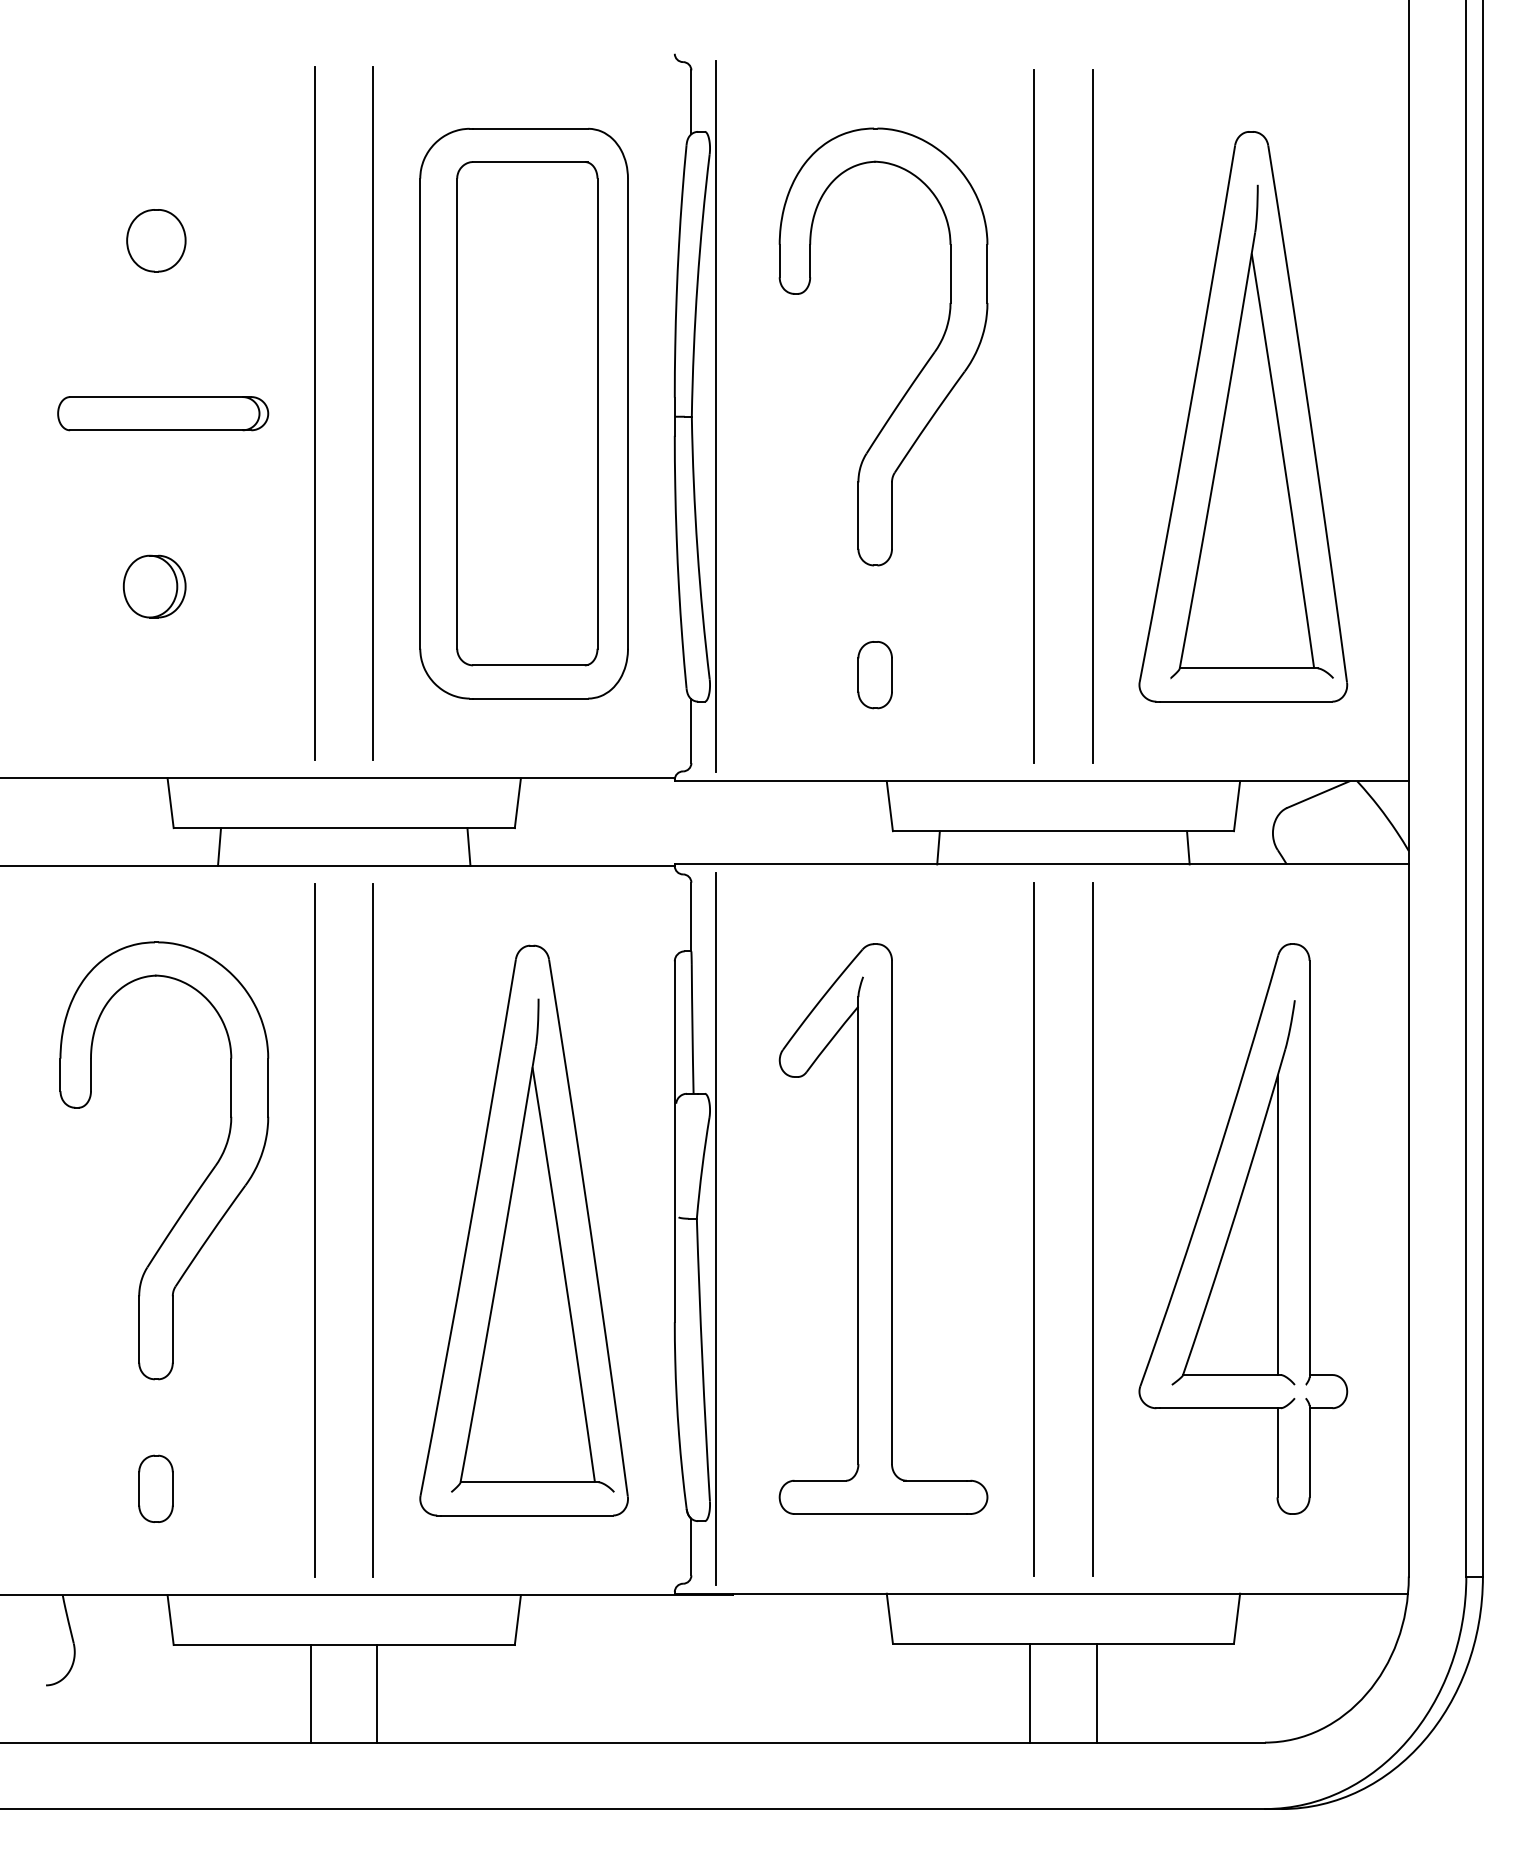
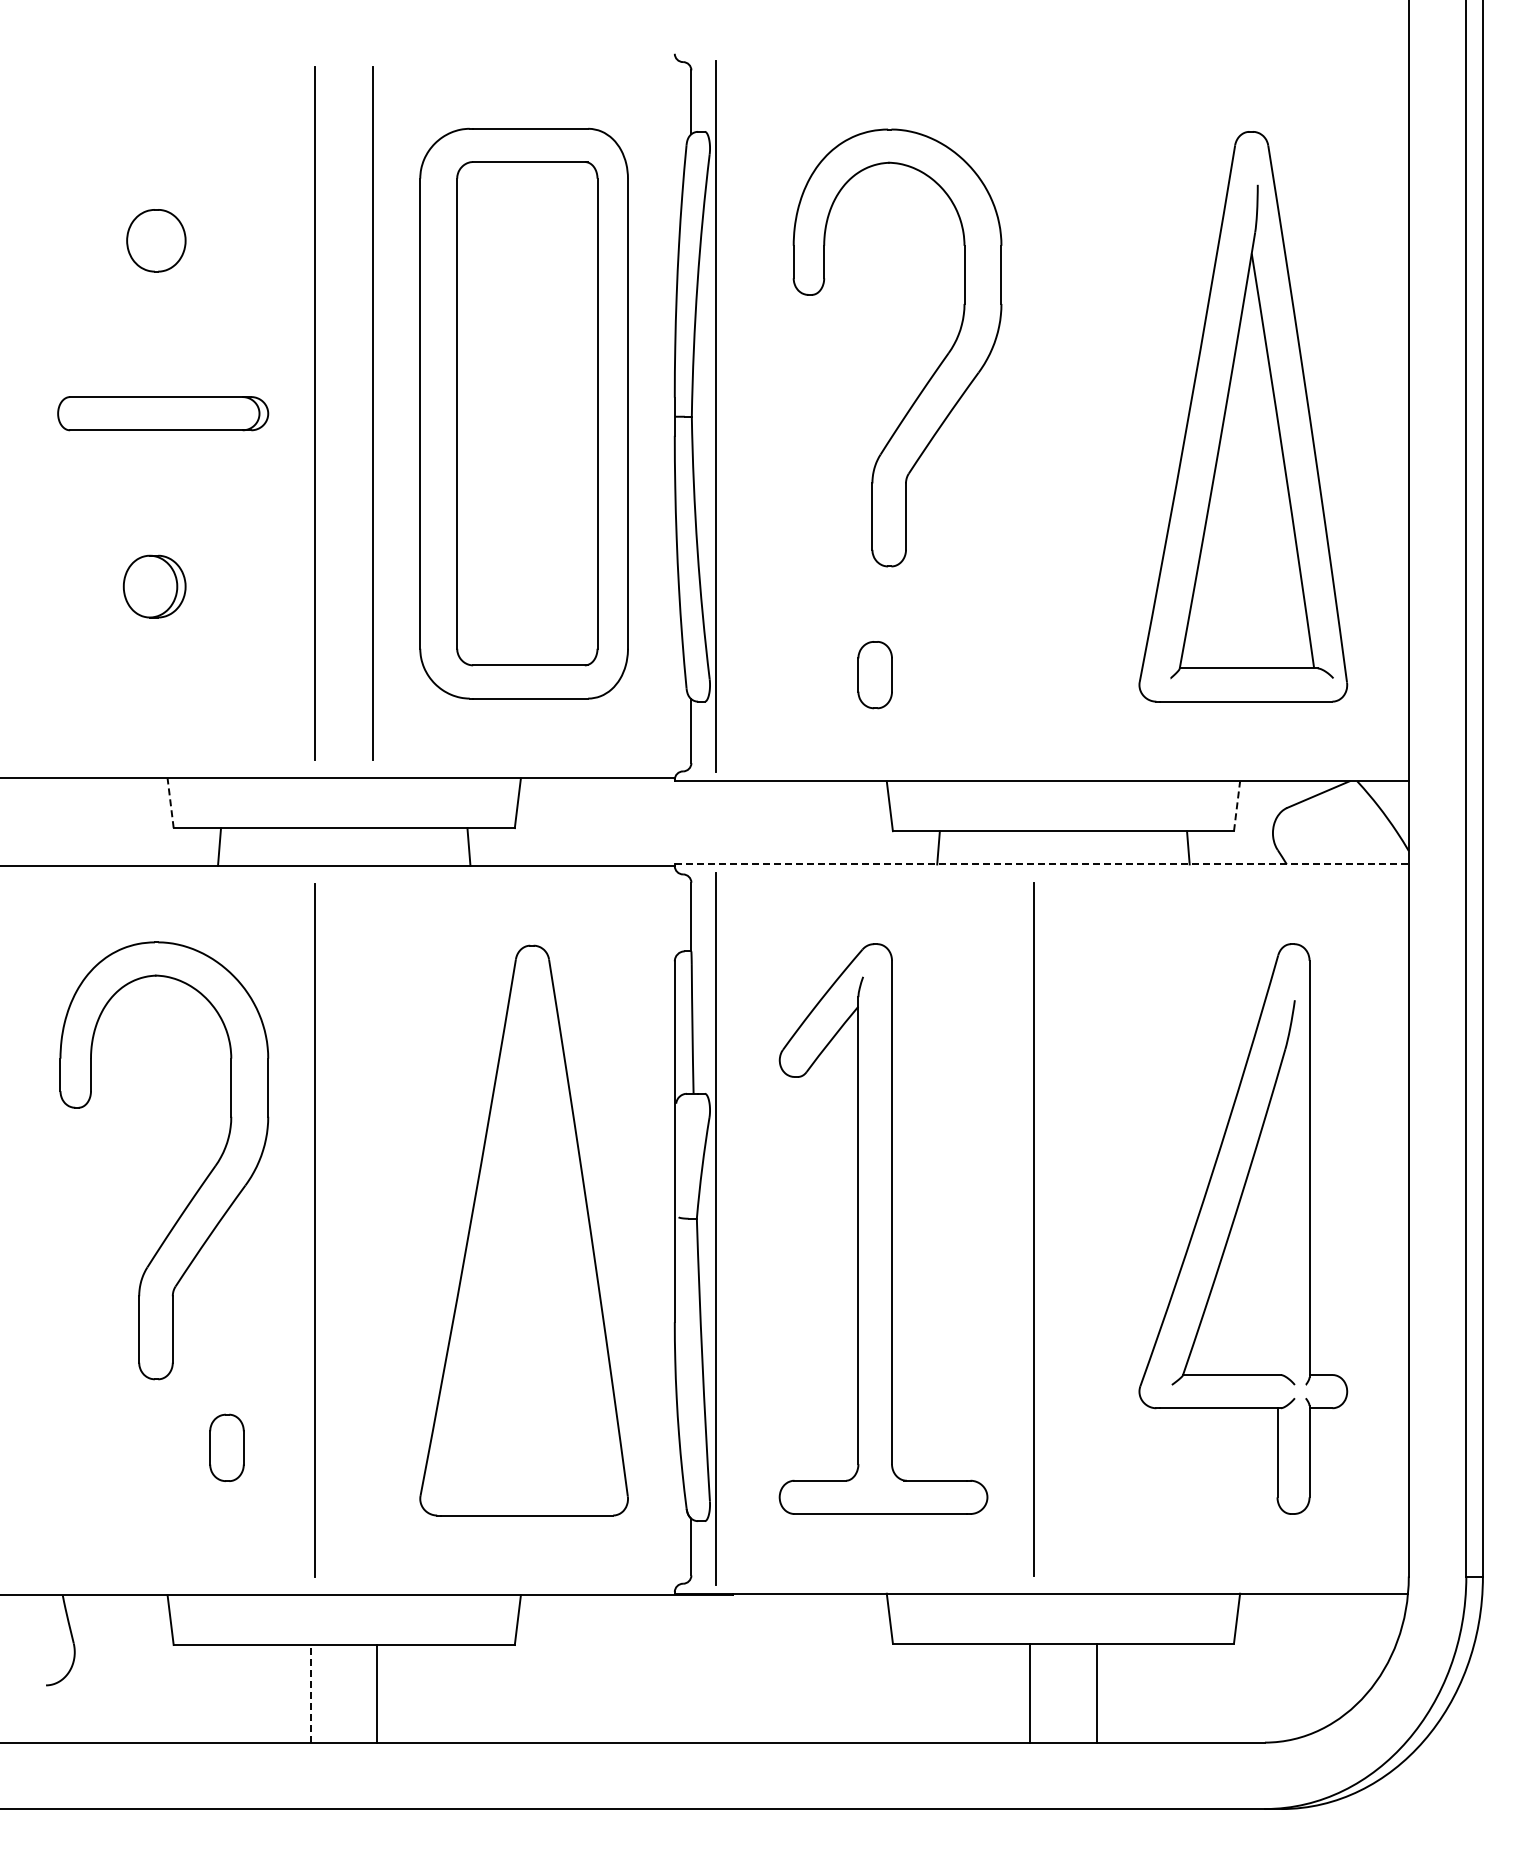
part position: (917, 374) -> (931, 375) (931, 375)
line: present -> none (1034, 416)
line: present -> none (1092, 416)
line: solid -> dashed (170, 802)
line: solid -> dashed (1237, 805)
line: solid -> dashed (1041, 864)
line: present -> none (1277, 1225)
line: present -> none (1092, 1228)
line: present -> none (373, 1230)
part: present -> none (532, 1245)
part position: (155, 1488) -> (226, 1447) (226, 1447)
line: solid -> dashed (311, 1693)
